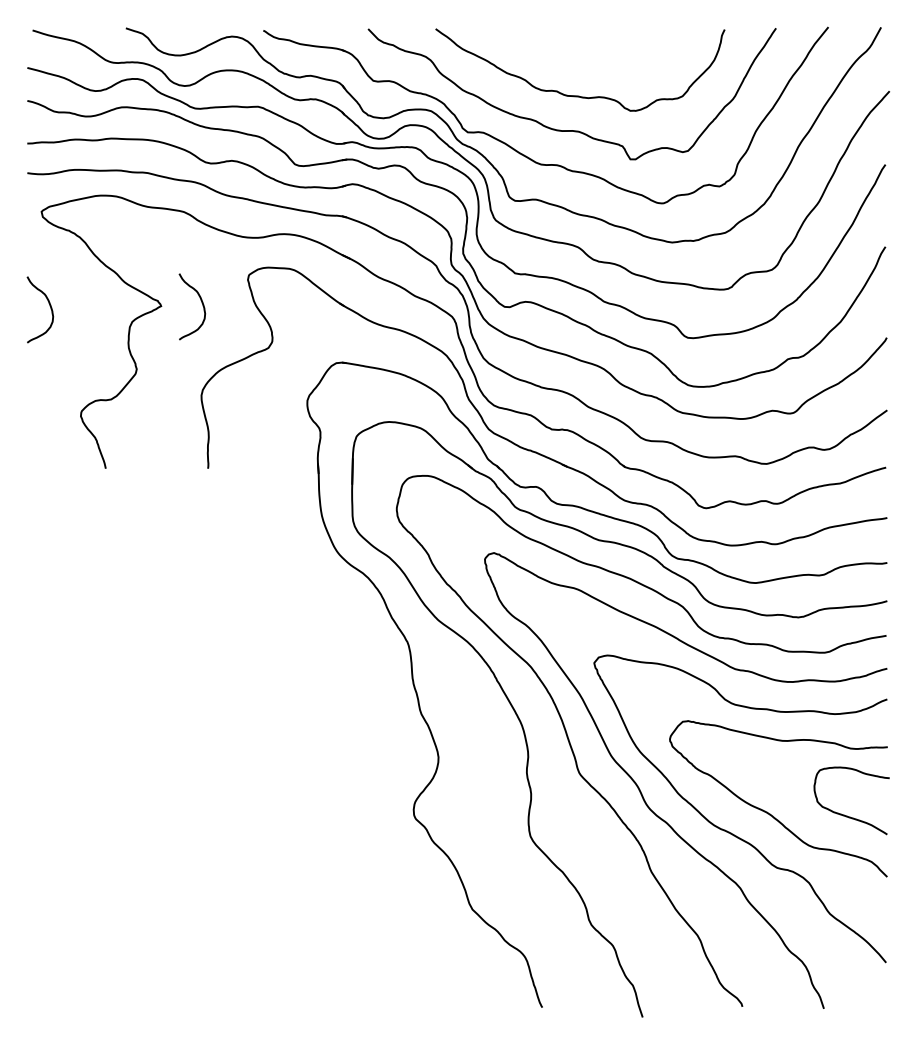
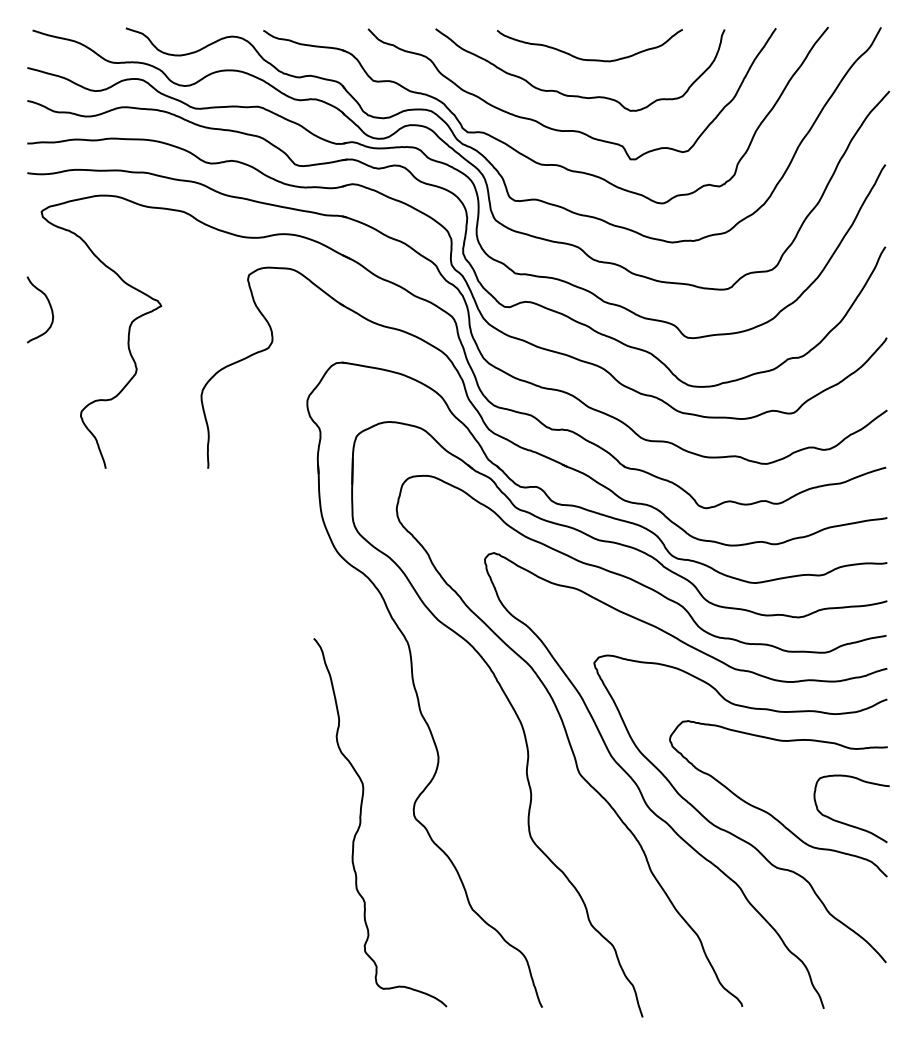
curve: none -> present (589, 59)
curve: present -> none (201, 303)
curve position: (847, 815) -> (847, 823) (847, 823)
curve: none -> present (361, 822)
